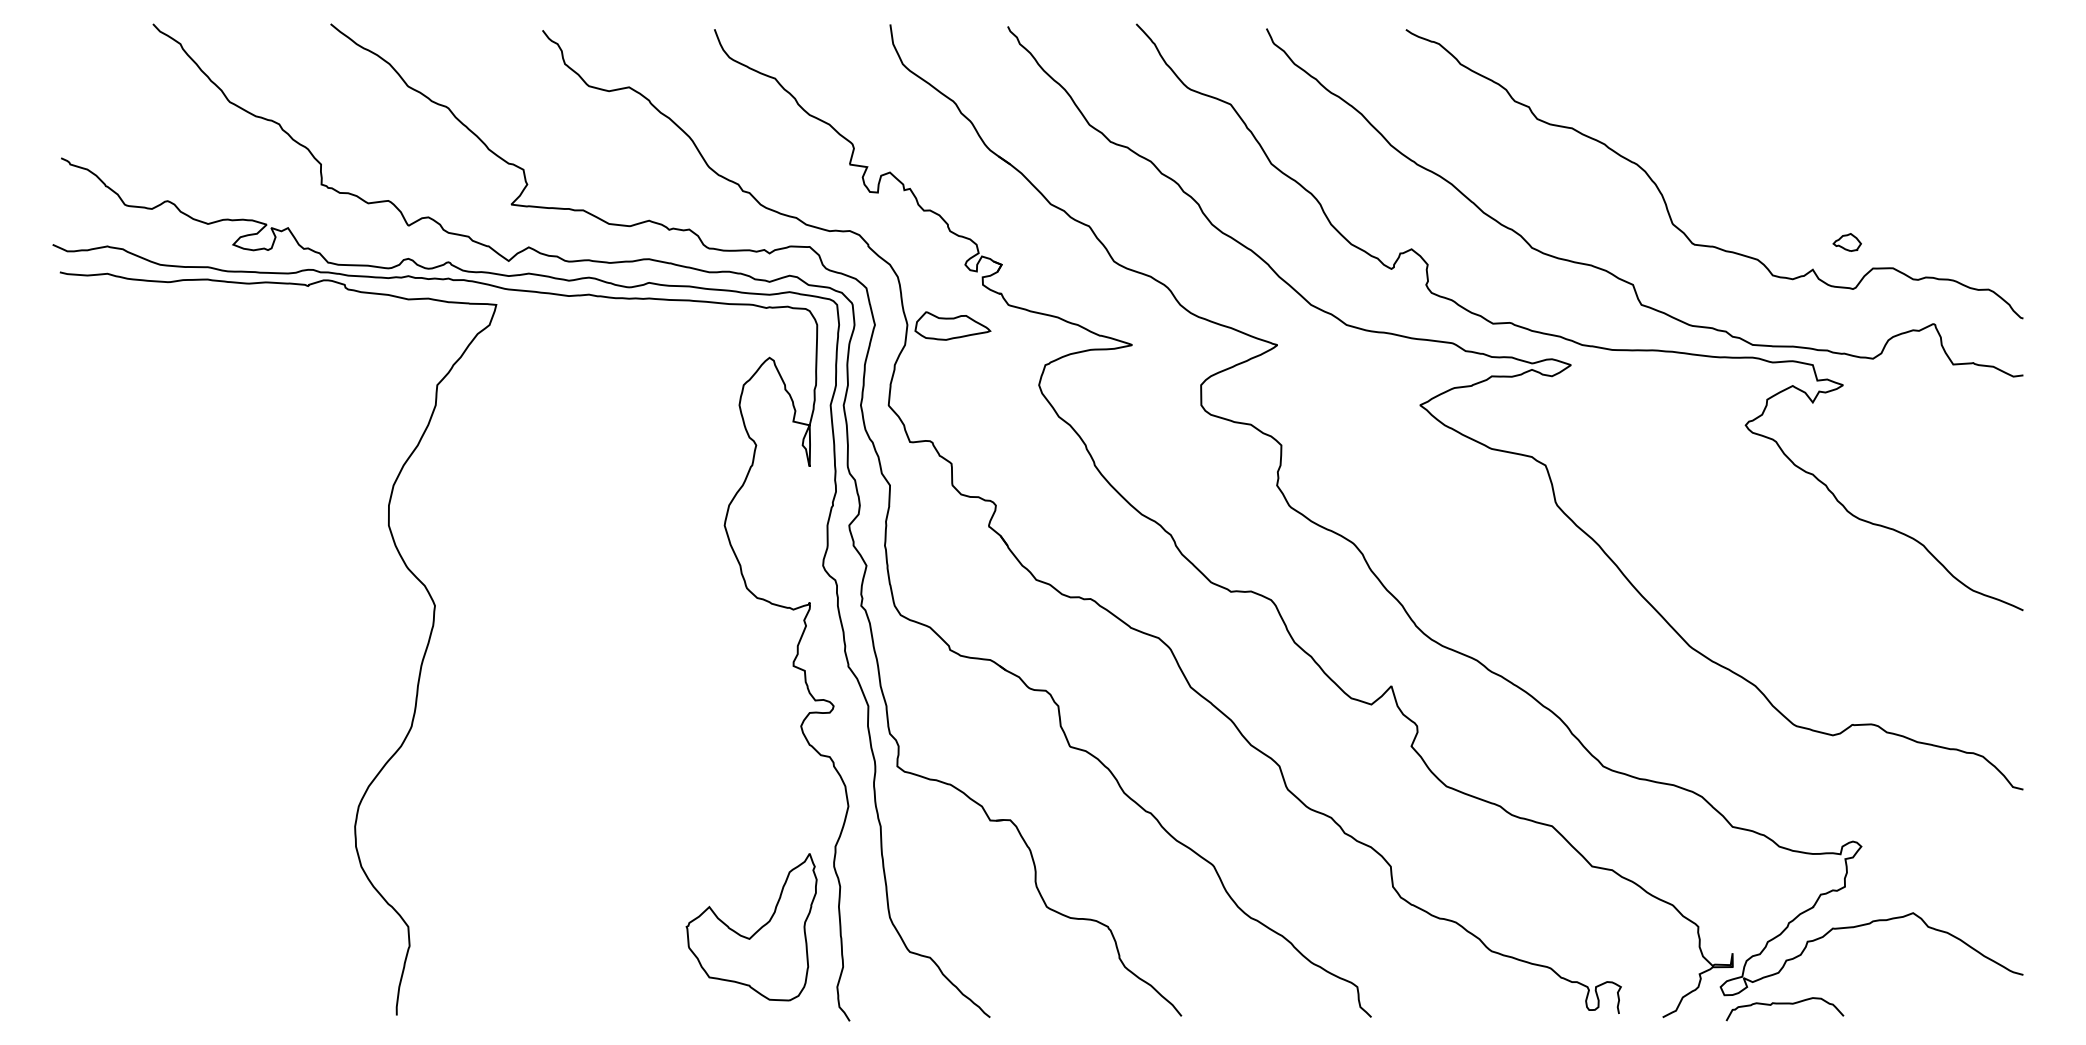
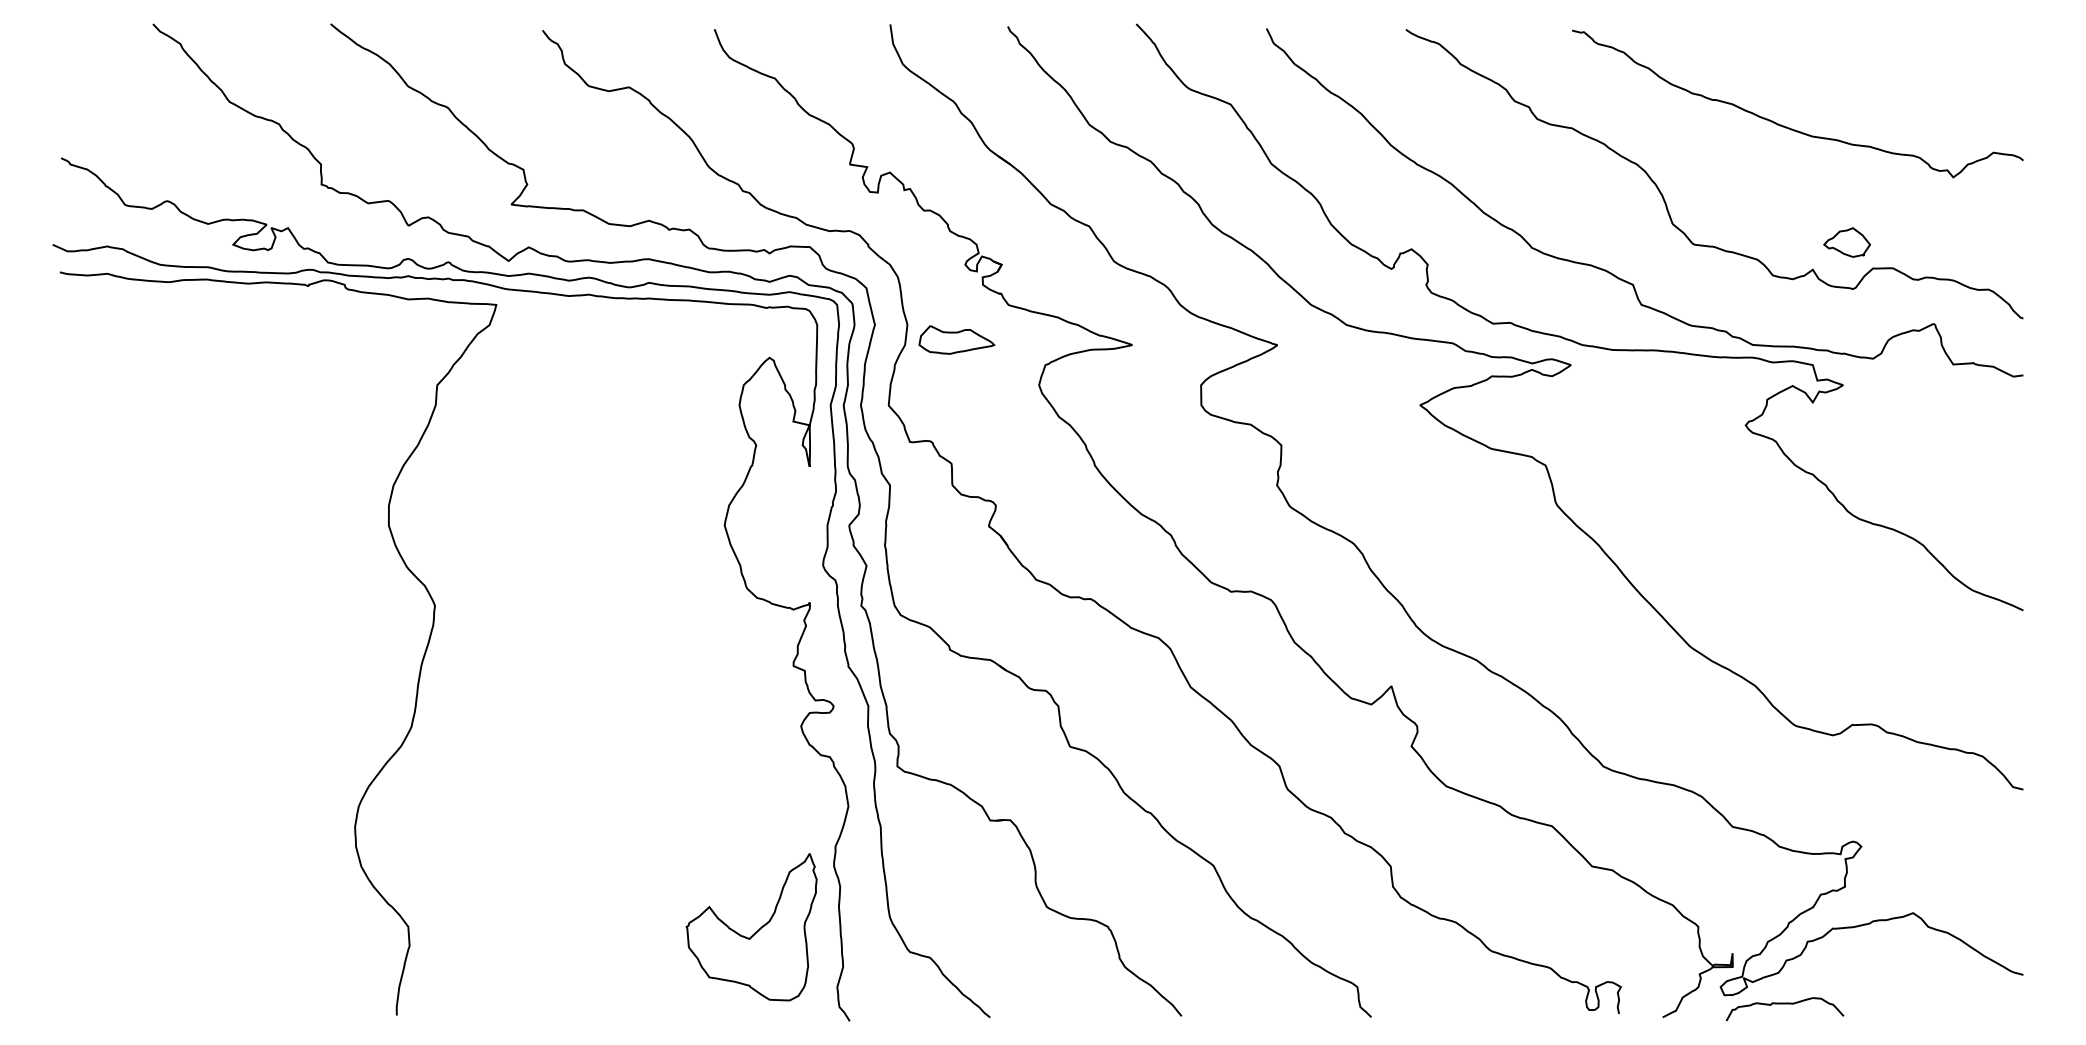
curve: none -> present (1789, 127)
part size: 30x19 px -> 49x31 px (1847, 242)
part position: (952, 325) -> (956, 339) (956, 339)
